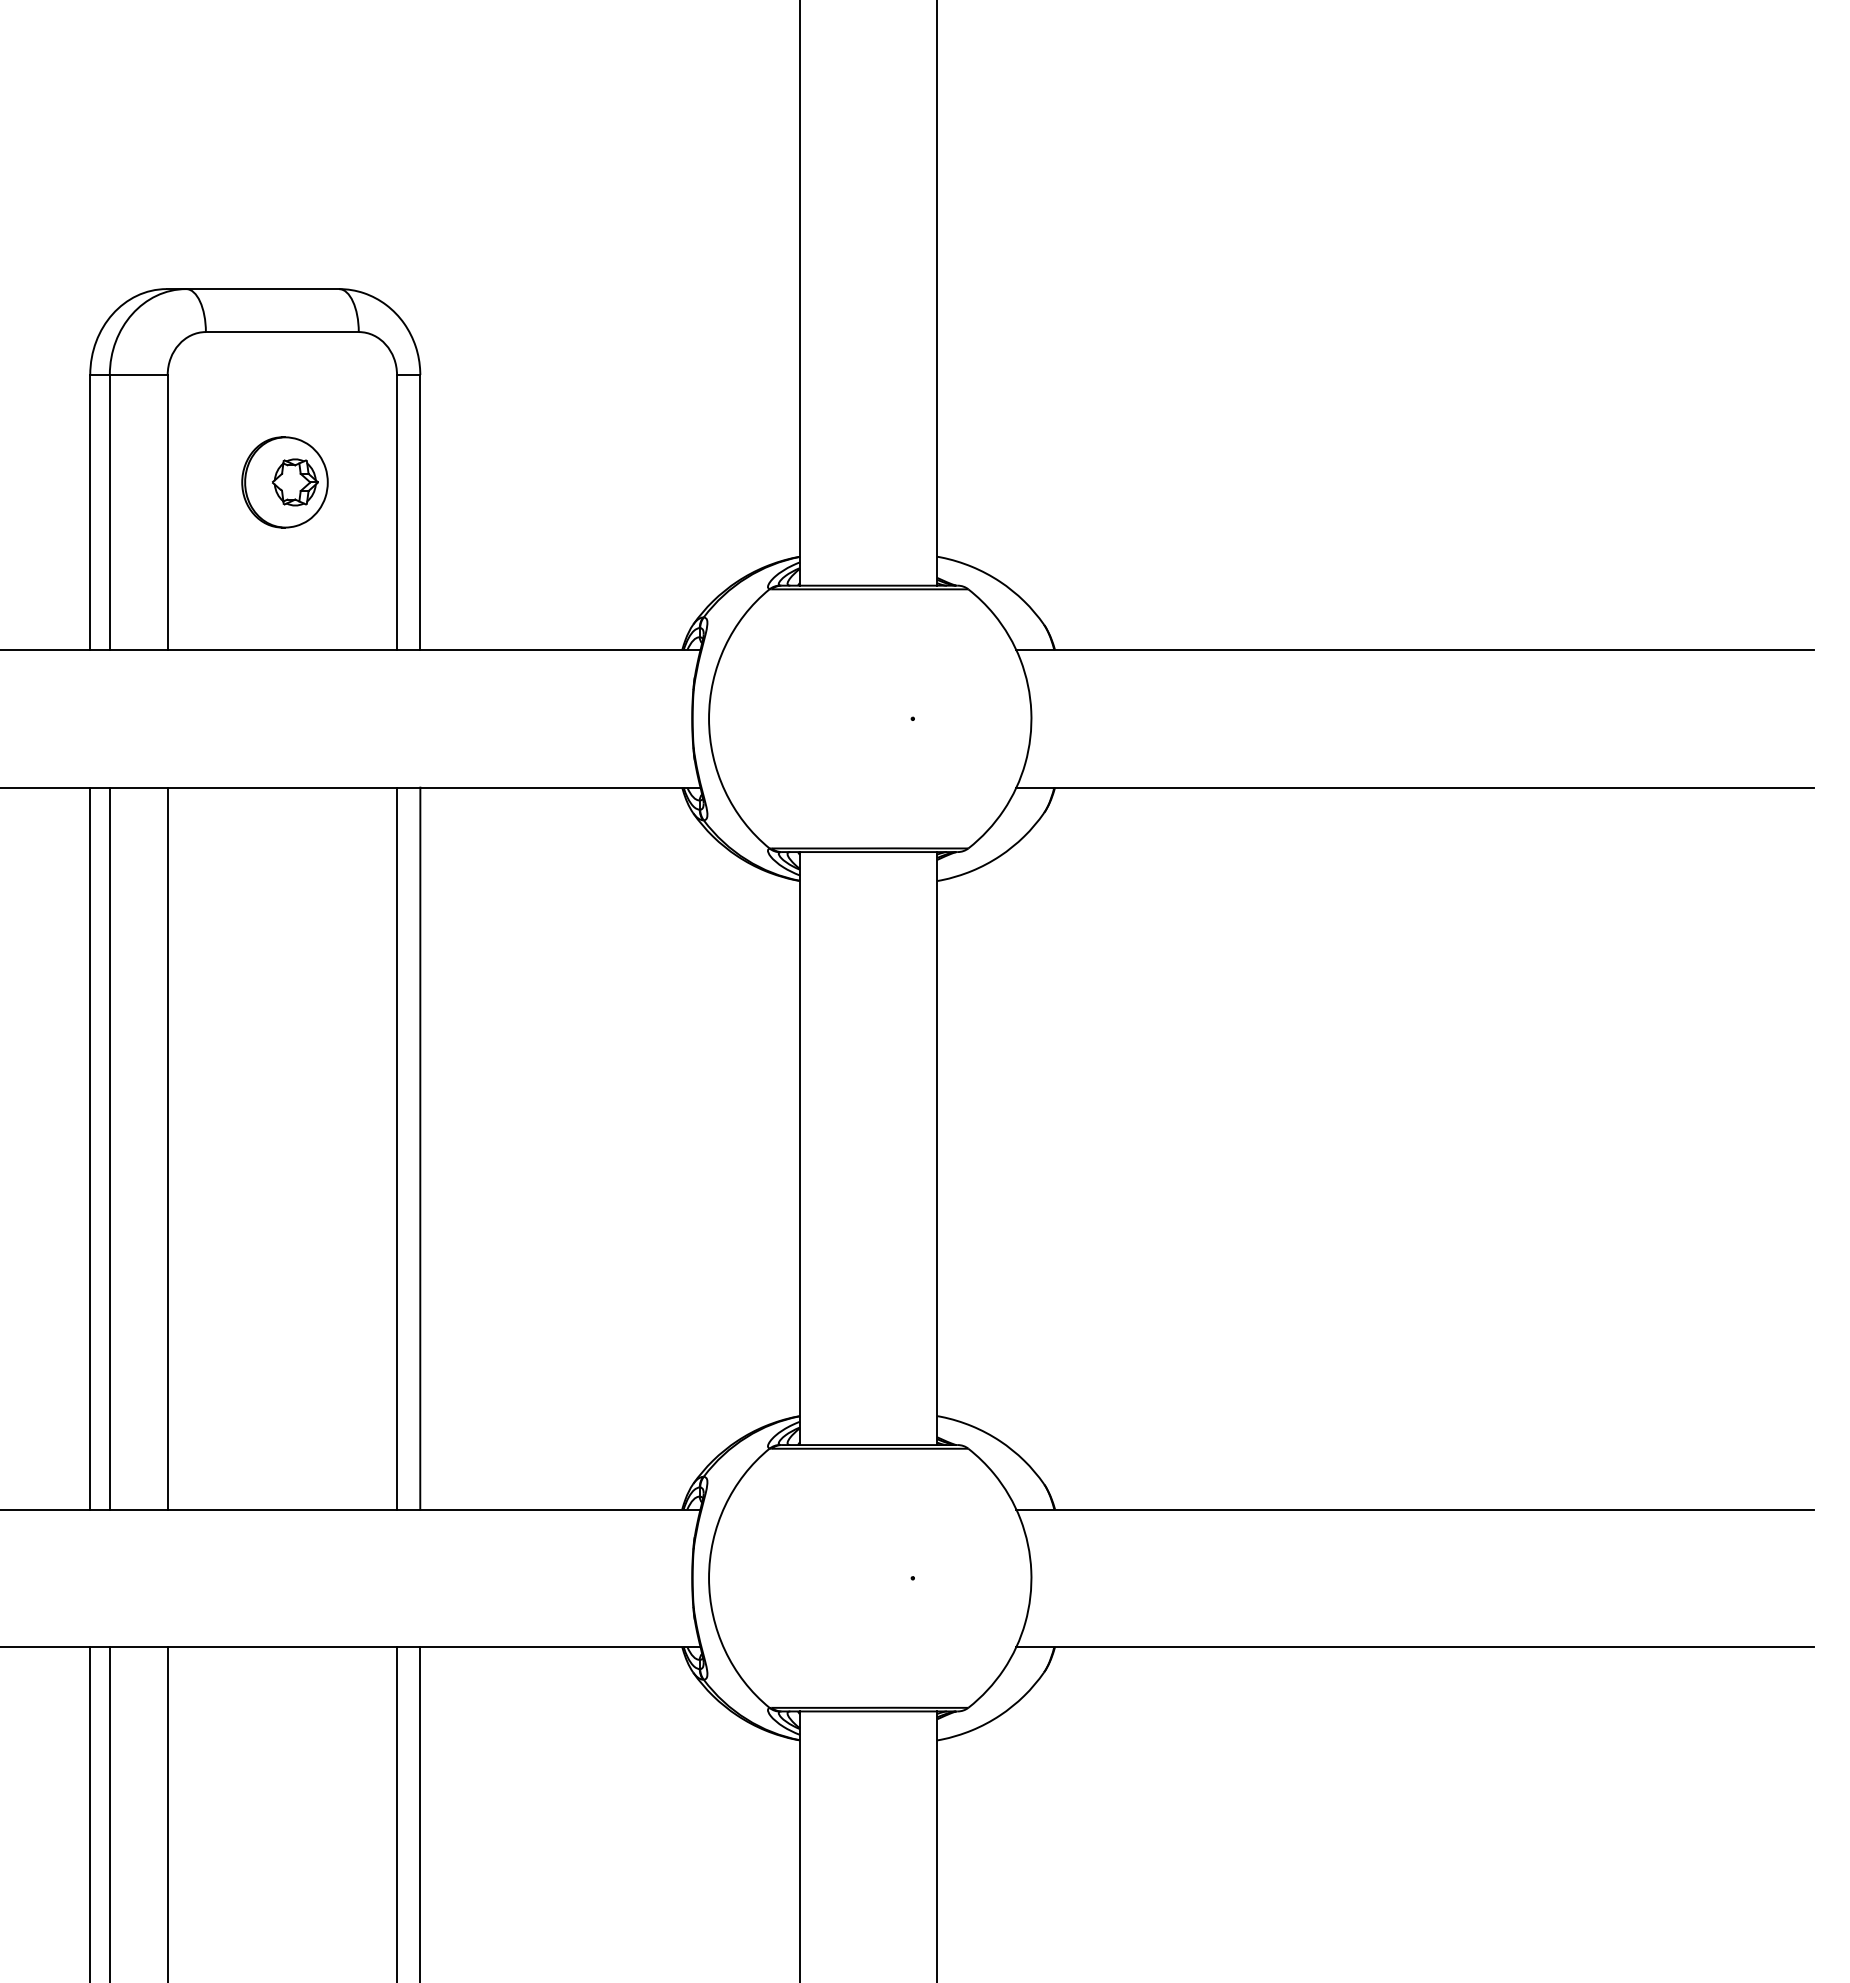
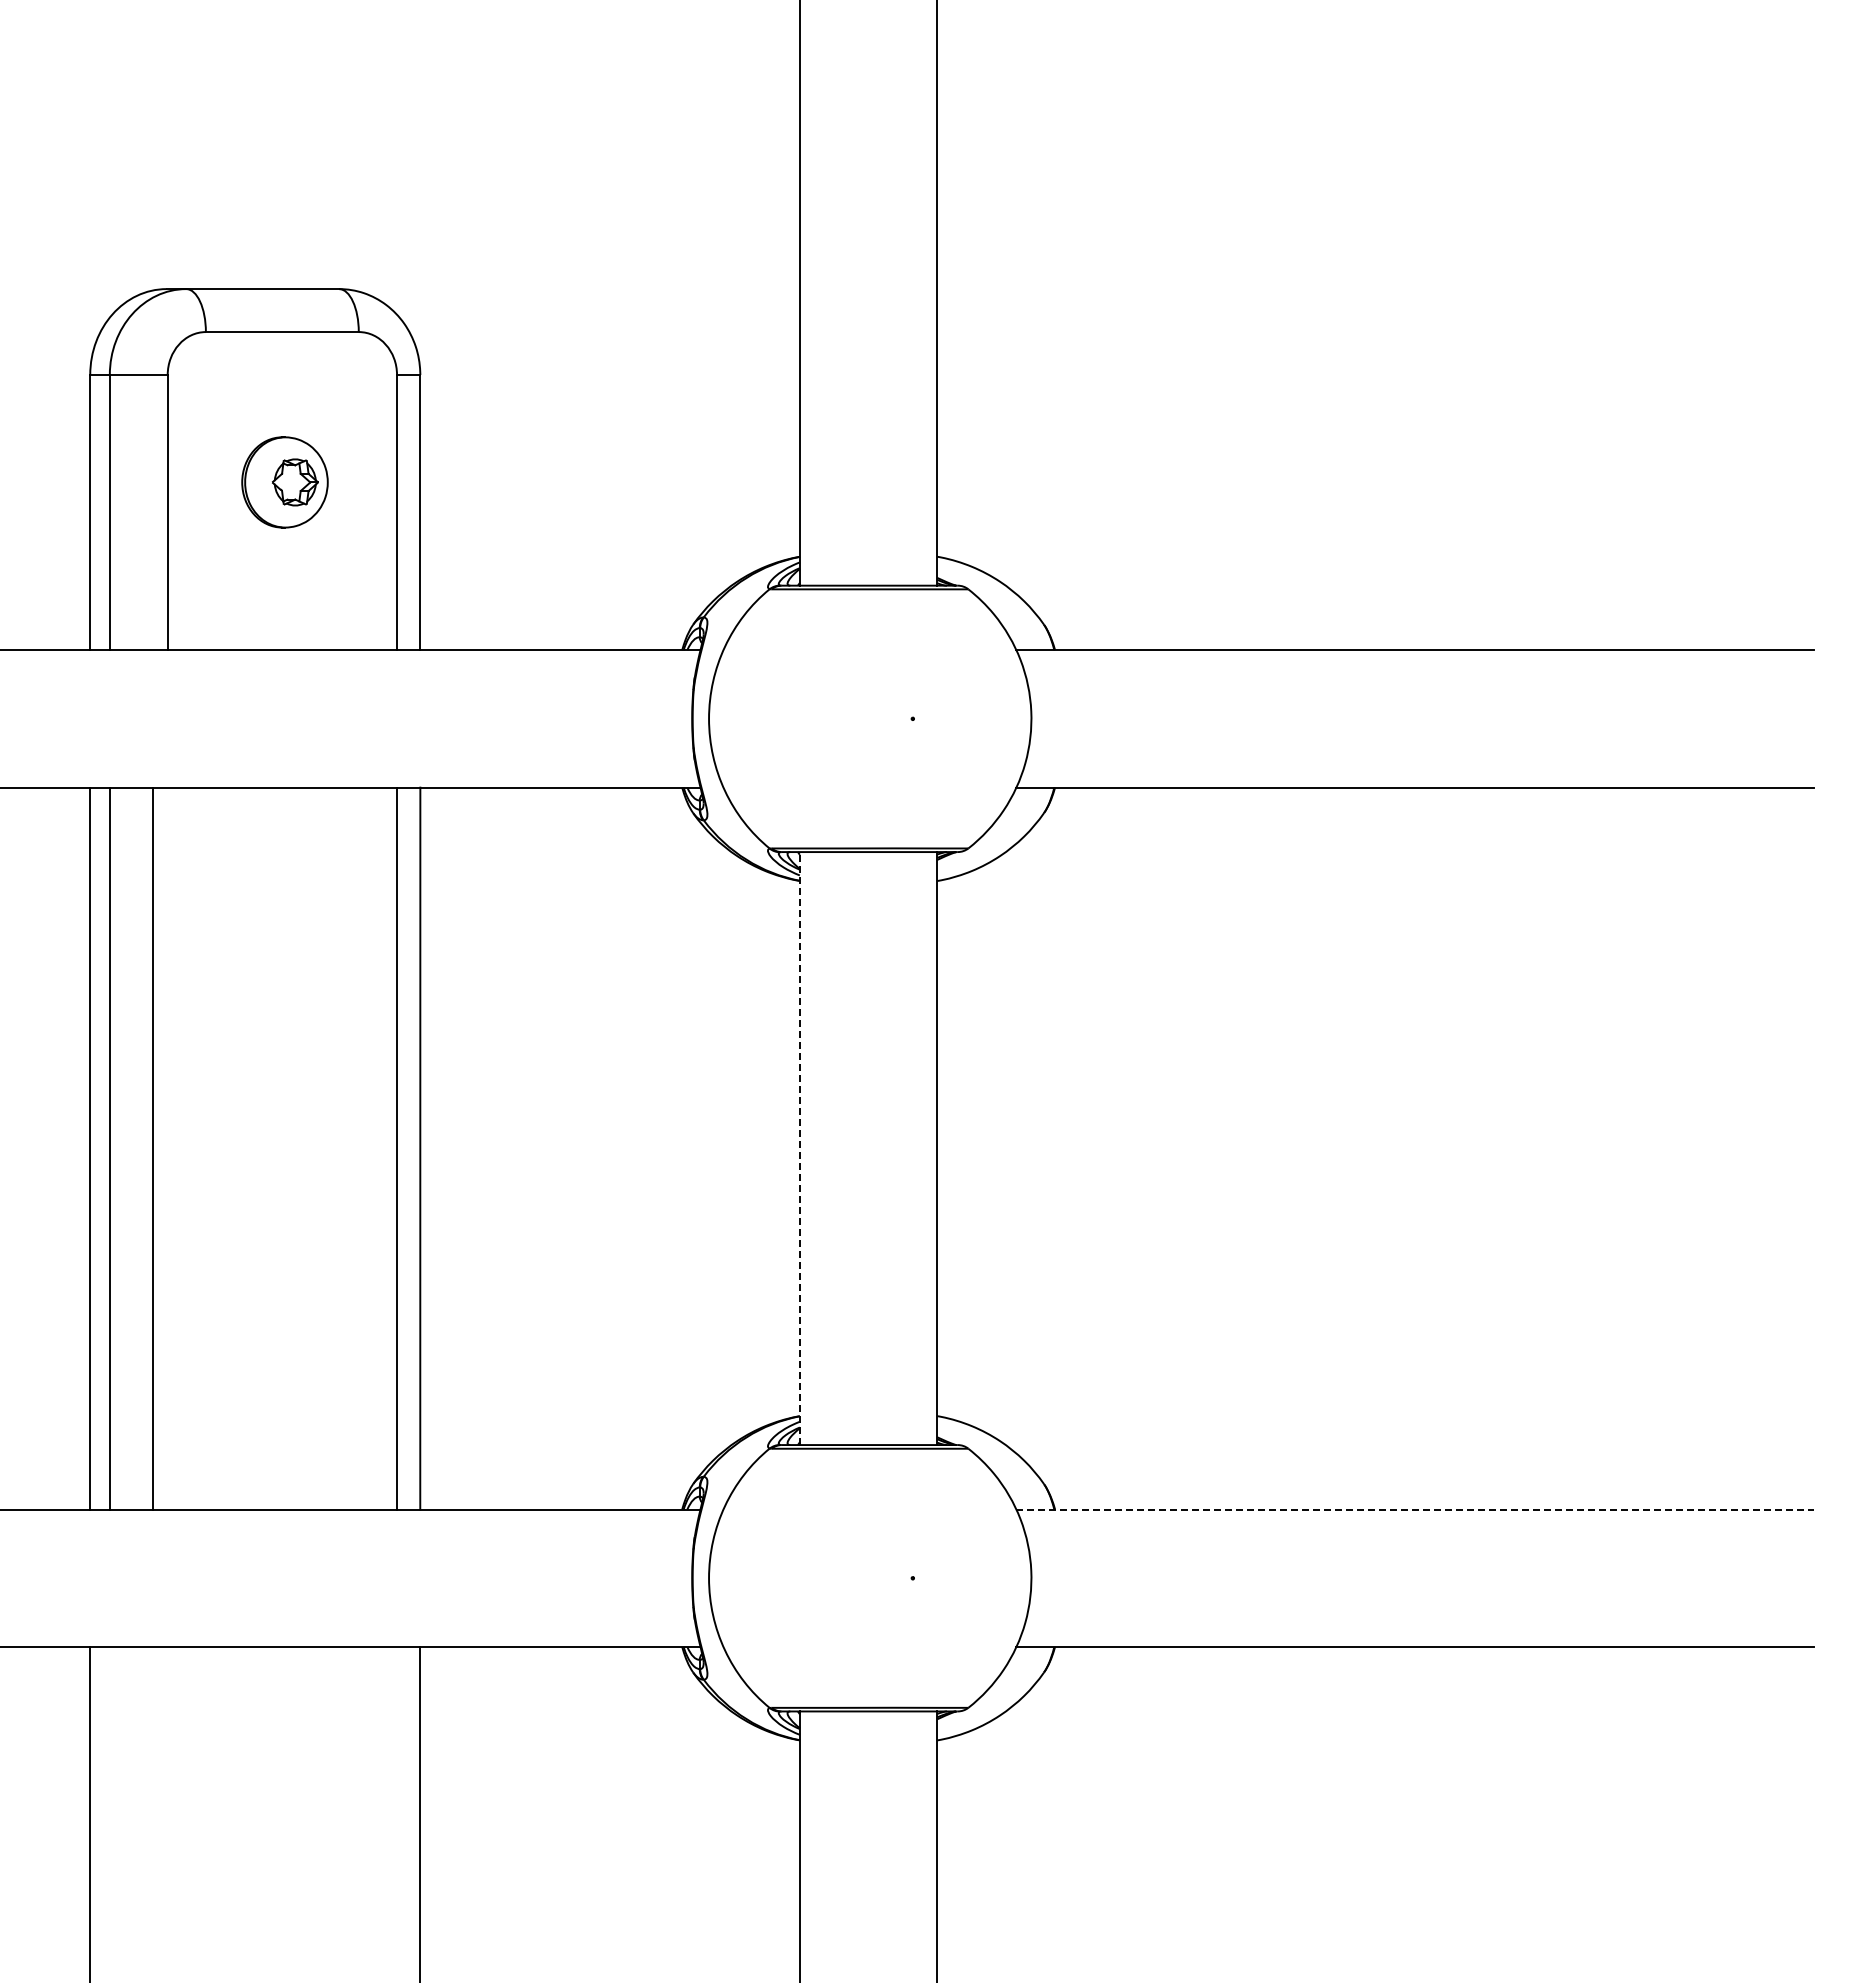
line position: (167, 1148) -> (152, 1148) (152, 1148)
line: solid -> dashed (799, 1148)
line: solid -> dashed (1415, 1509)
line: present -> none (109, 1813)
line: present -> none (167, 1813)
line: present -> none (396, 1813)
